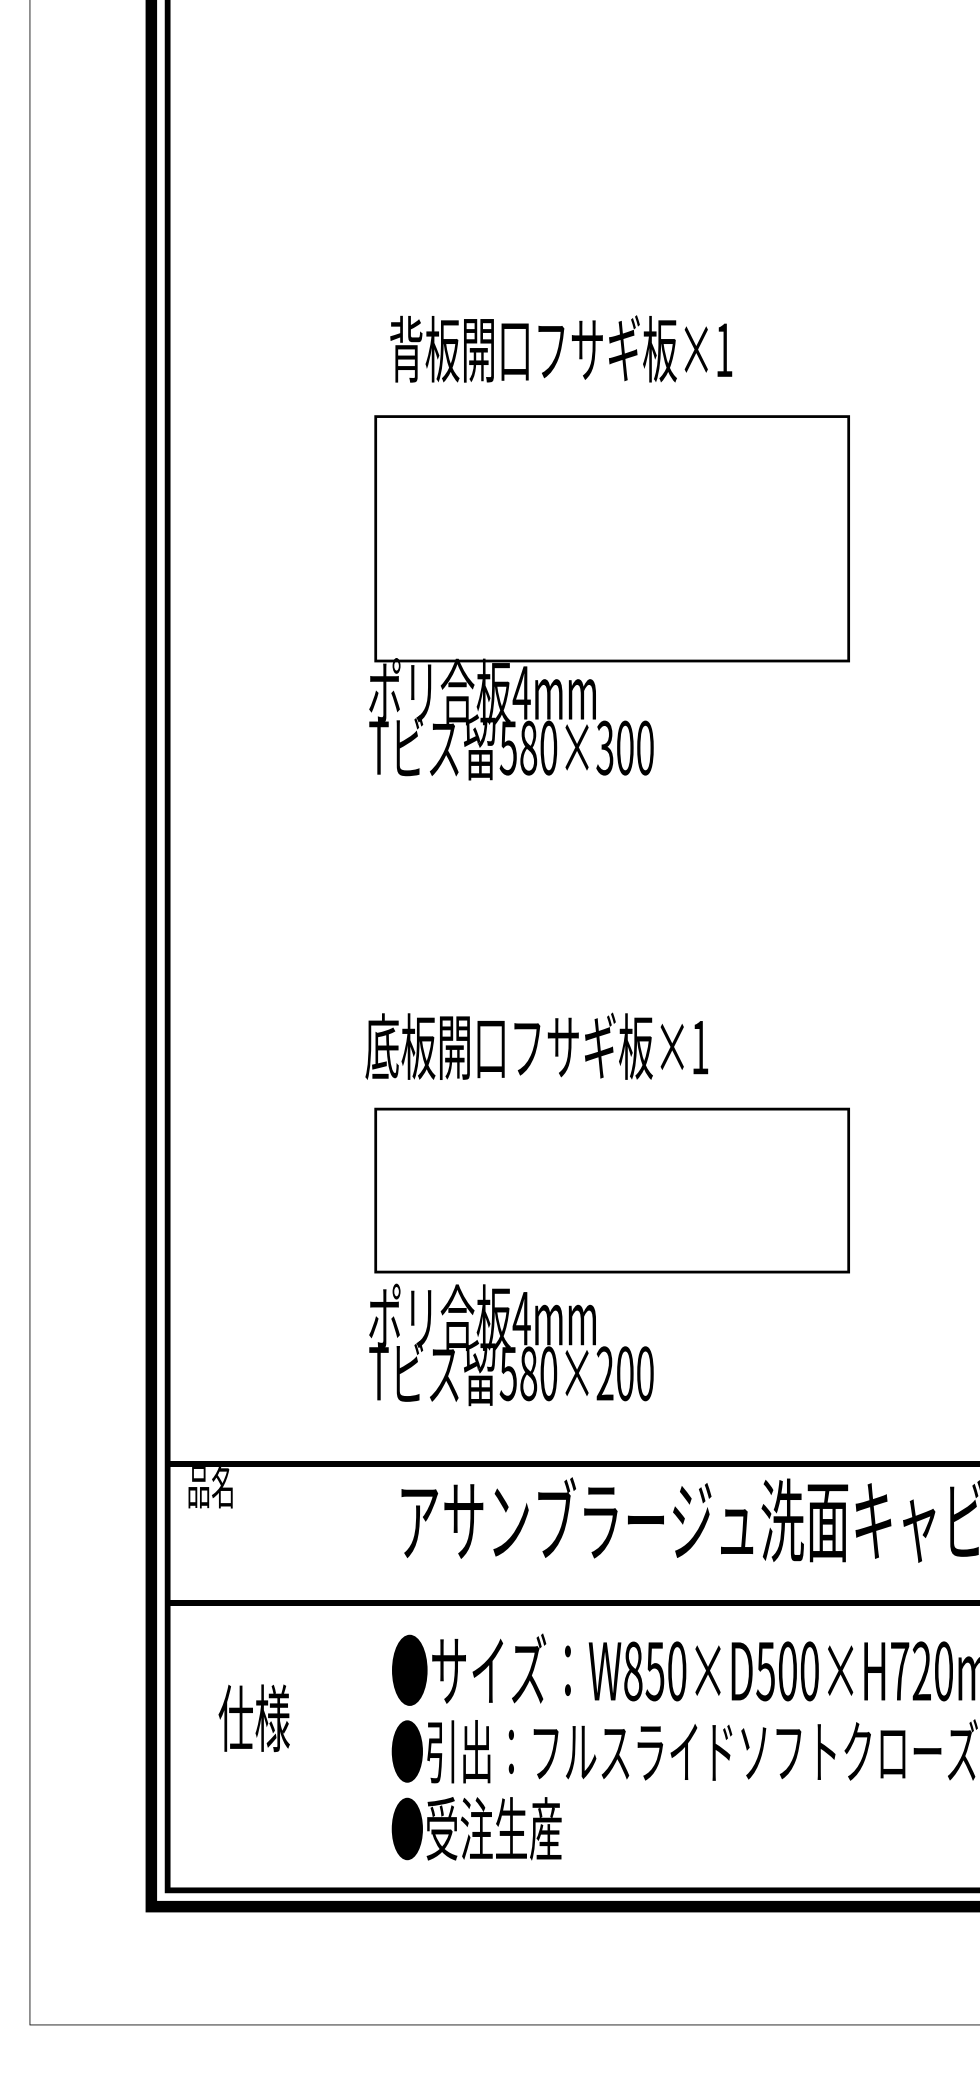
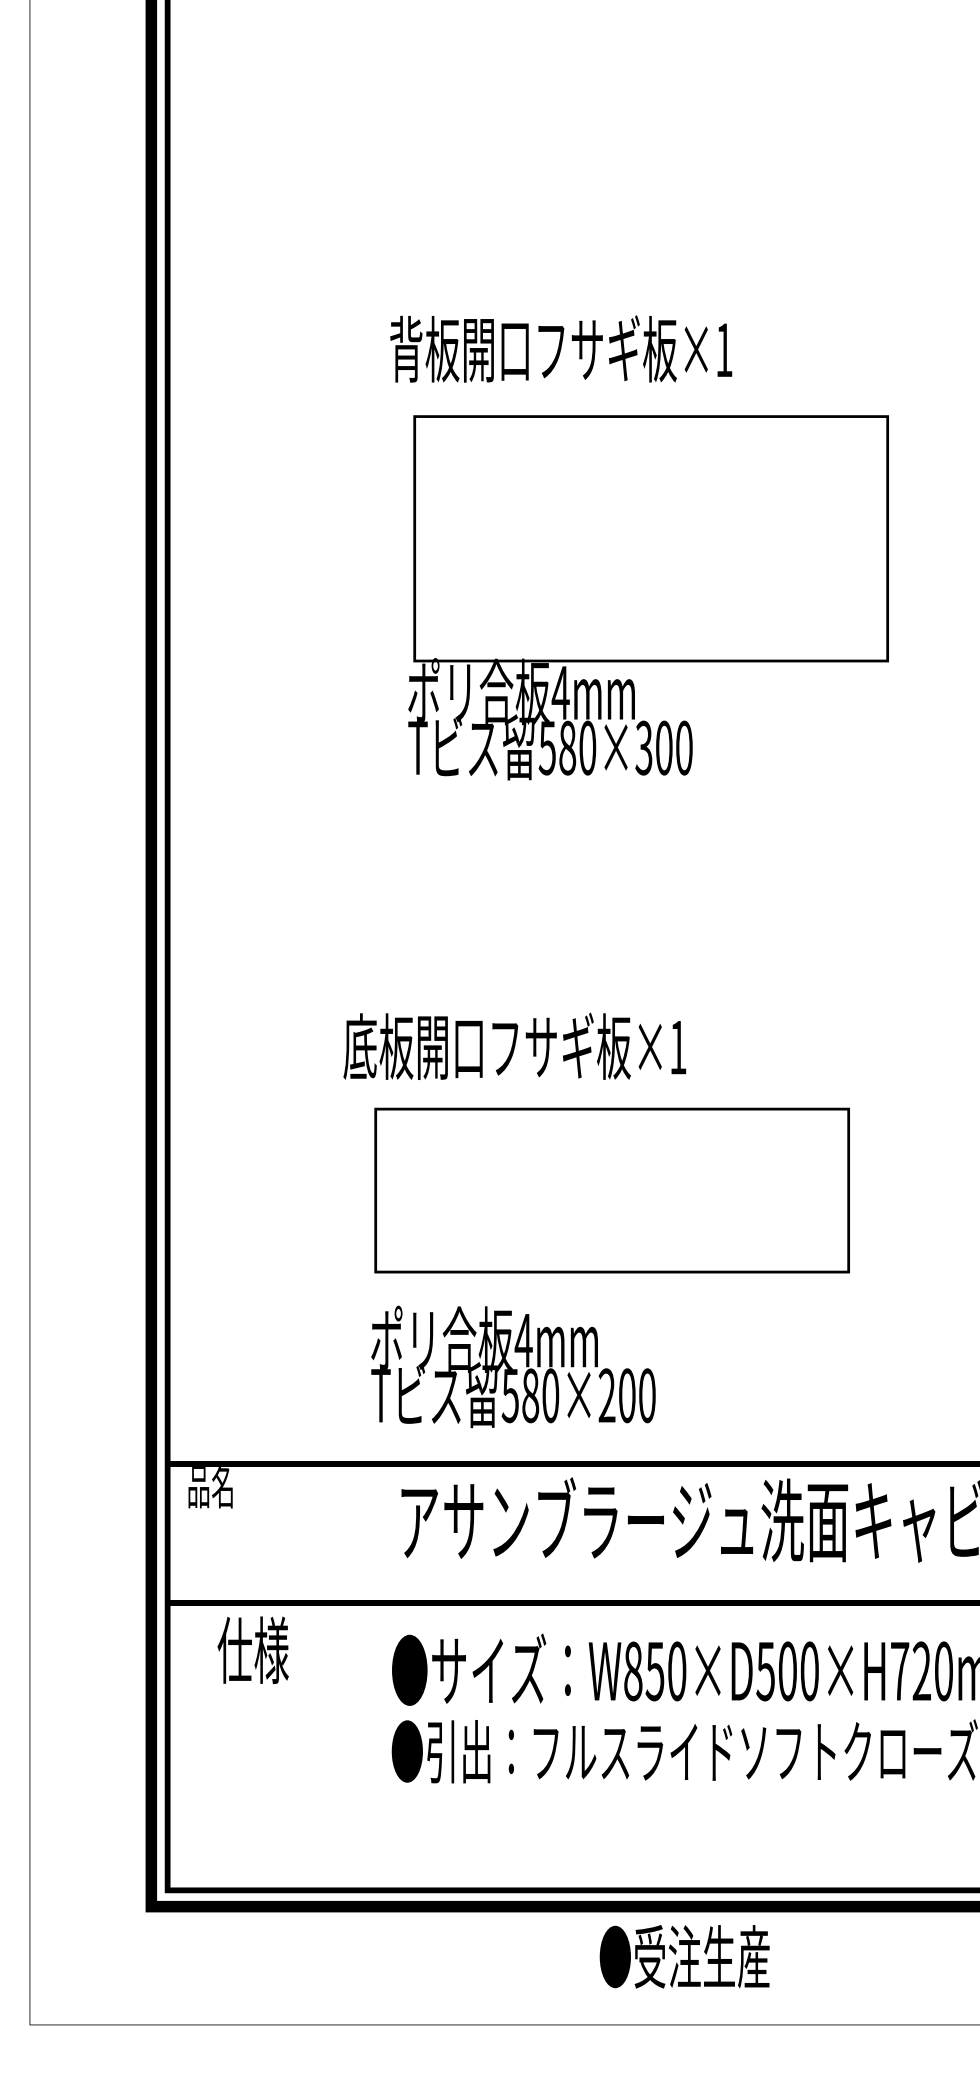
text position: (609, 597) -> (648, 597) (648, 597)
text position: (536, 1045) -> (514, 1045) (514, 1045)
text position: (511, 1344) -> (513, 1366) (513, 1366)
text position: (253, 1718) -> (252, 1650) (252, 1650)
text position: (476, 1828) -> (684, 1956) (684, 1956)
